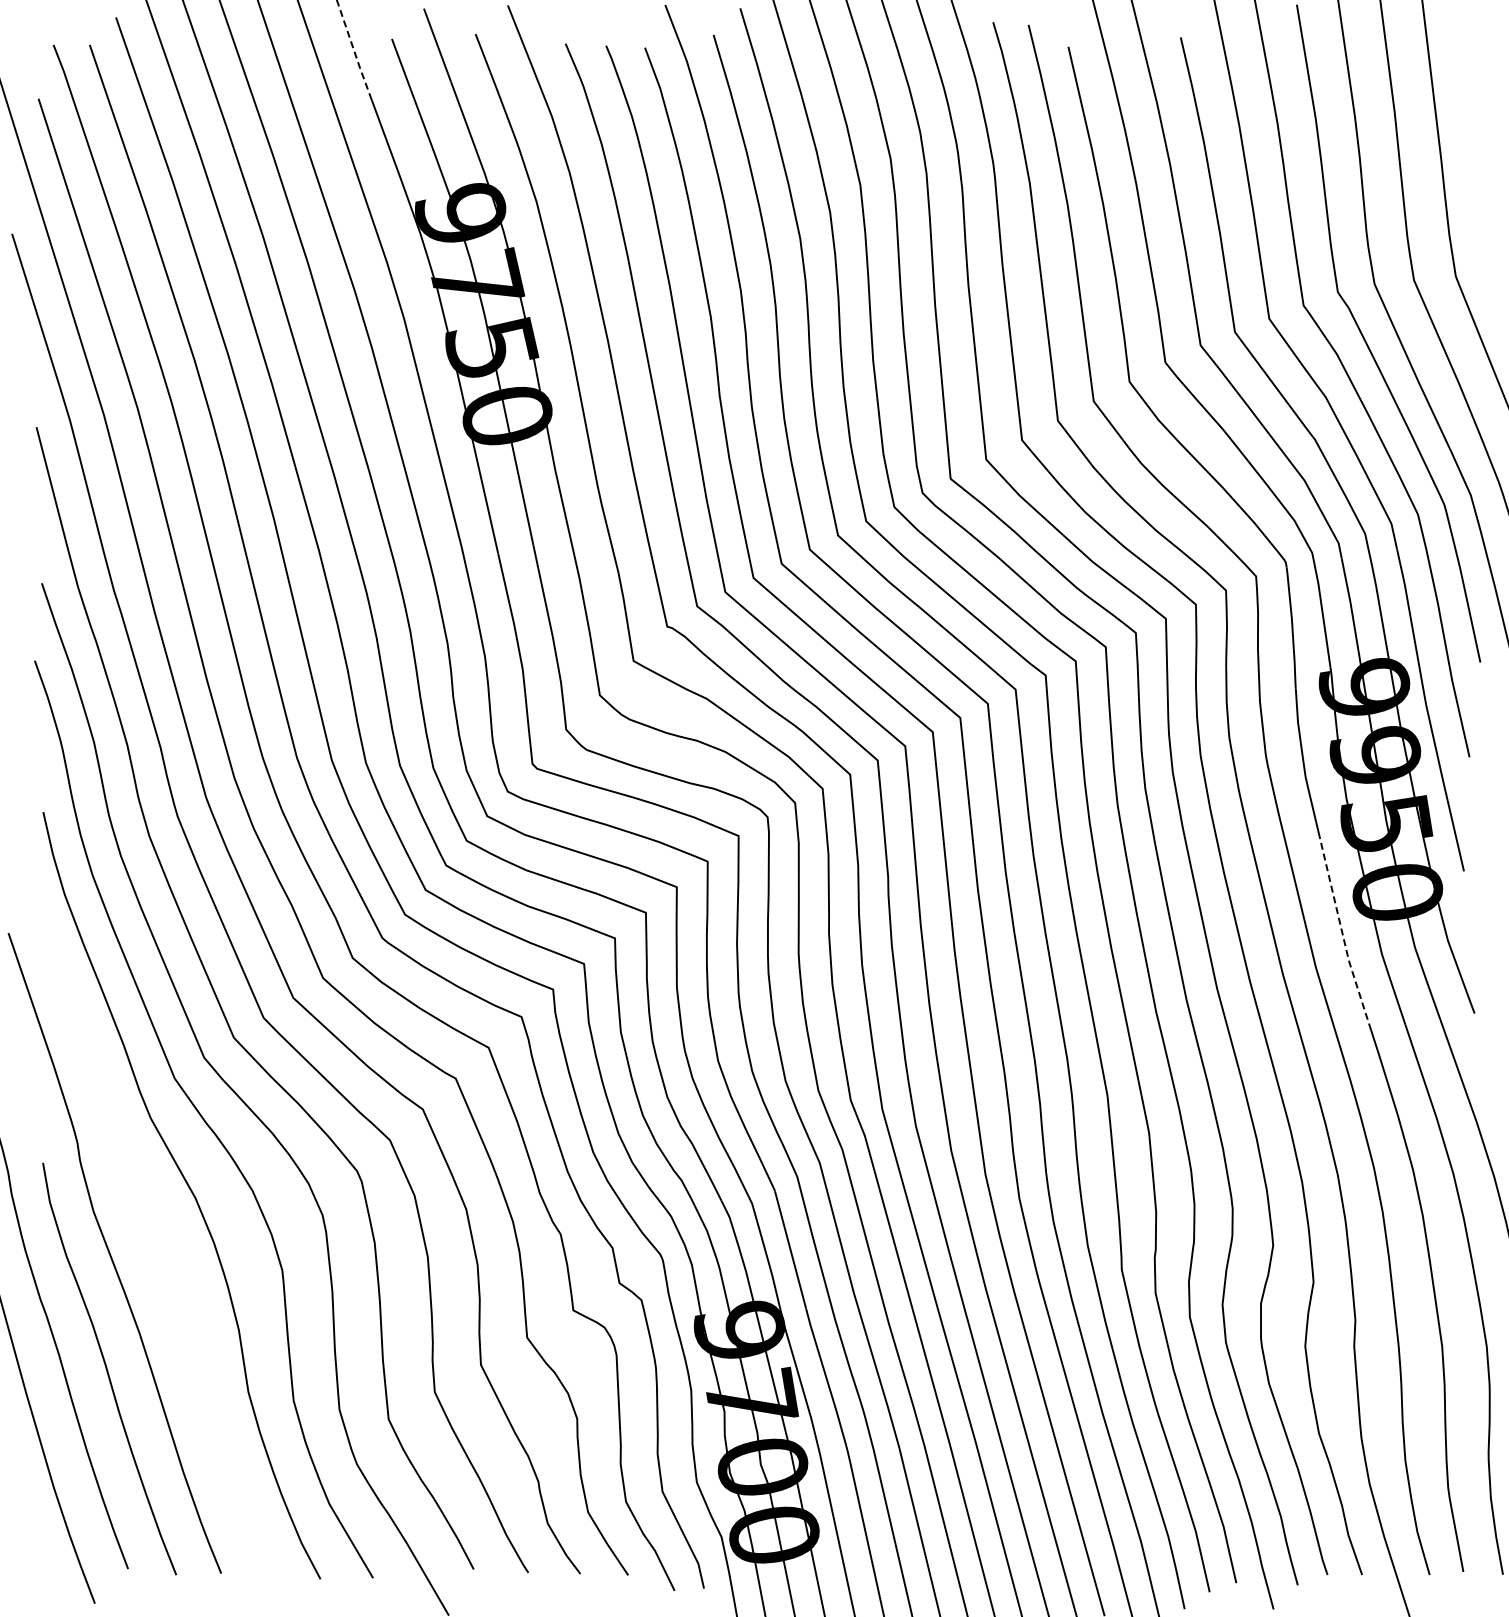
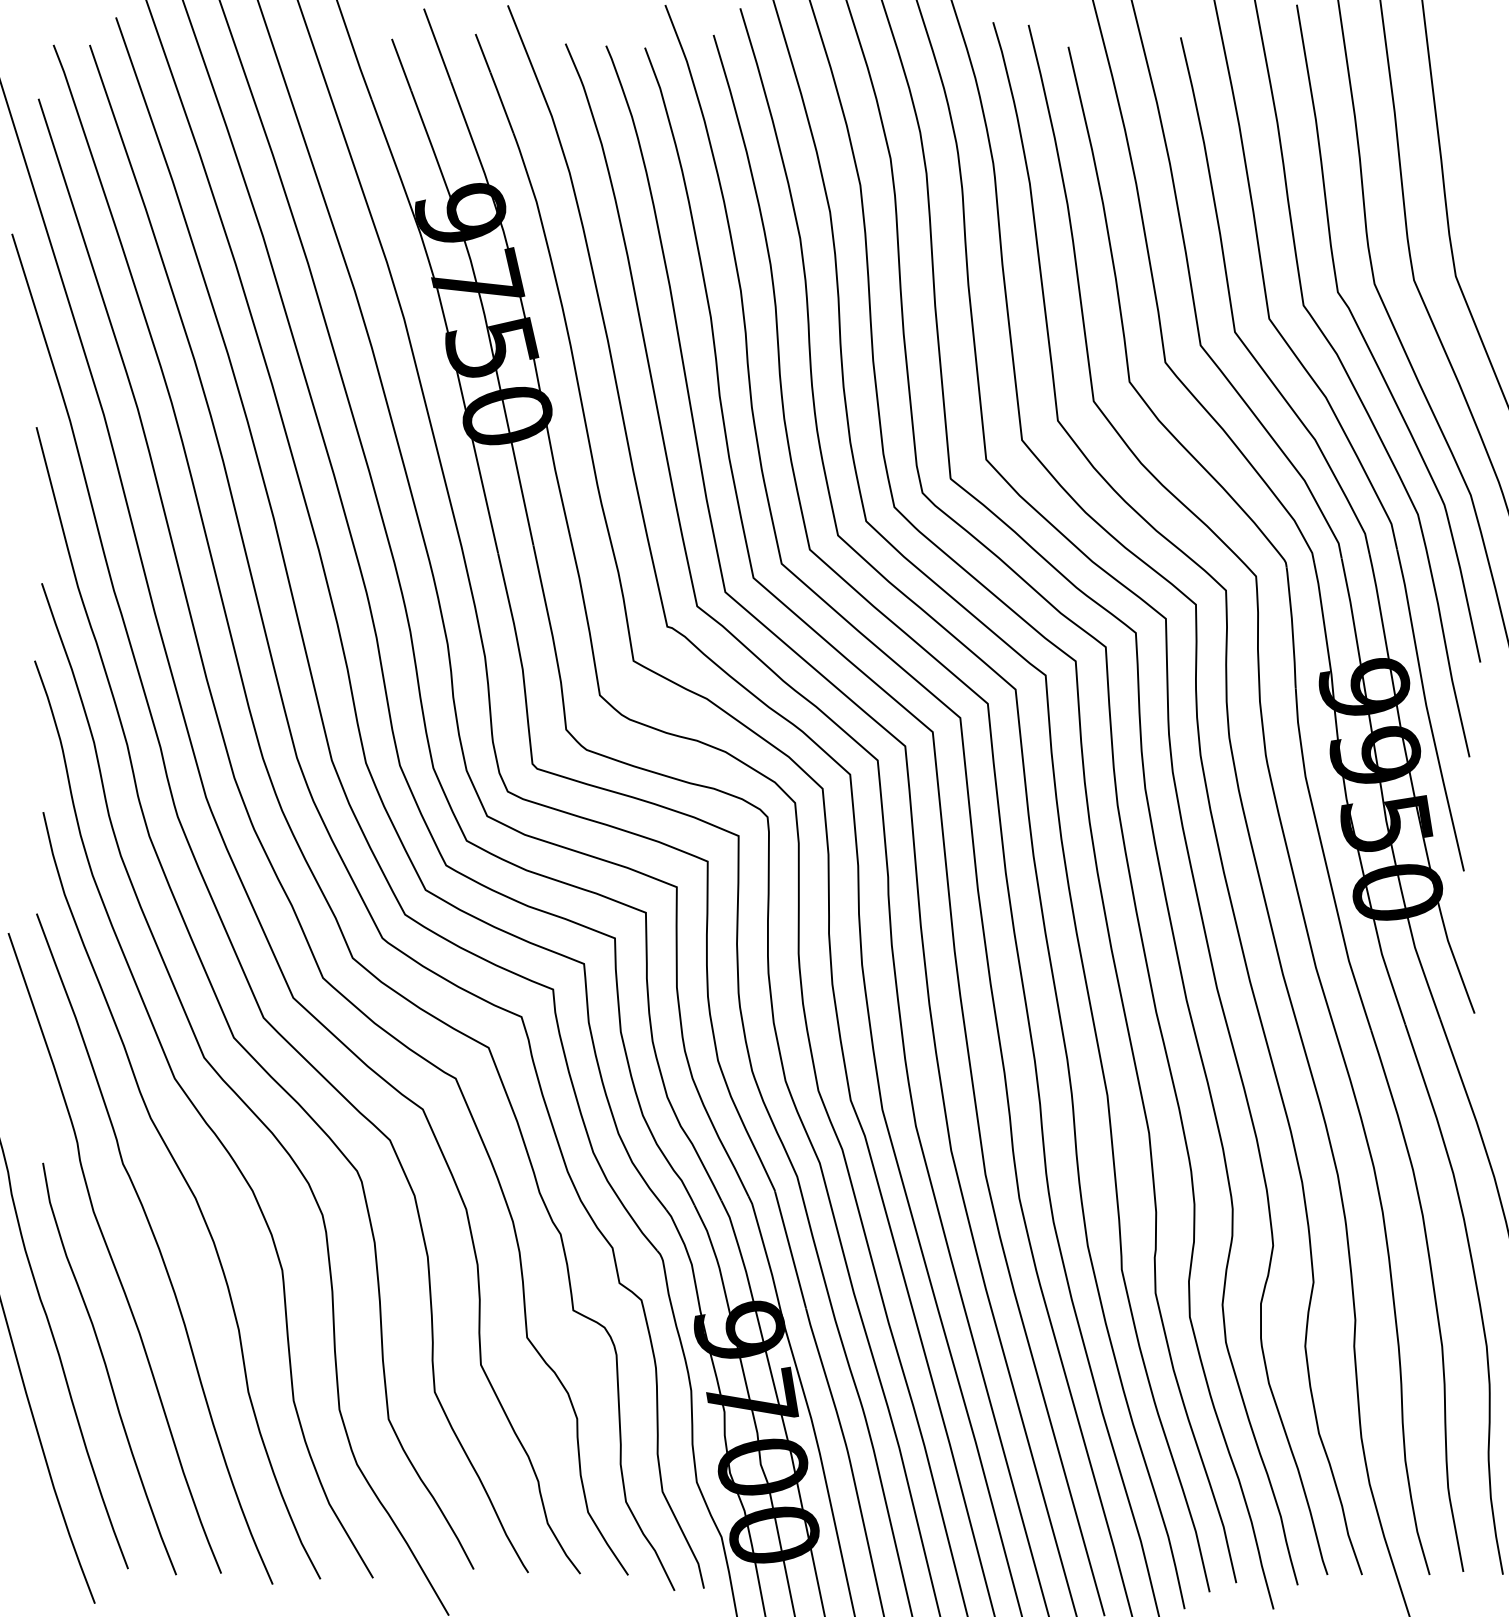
line: dashed -> solid (354, 50)
line: dashed -> solid (1342, 934)
curve: none -> present (157, 1247)
